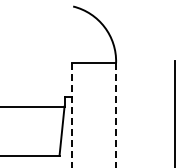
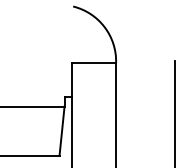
line: dashed -> solid (71, 115)
line: dashed -> solid (116, 115)
